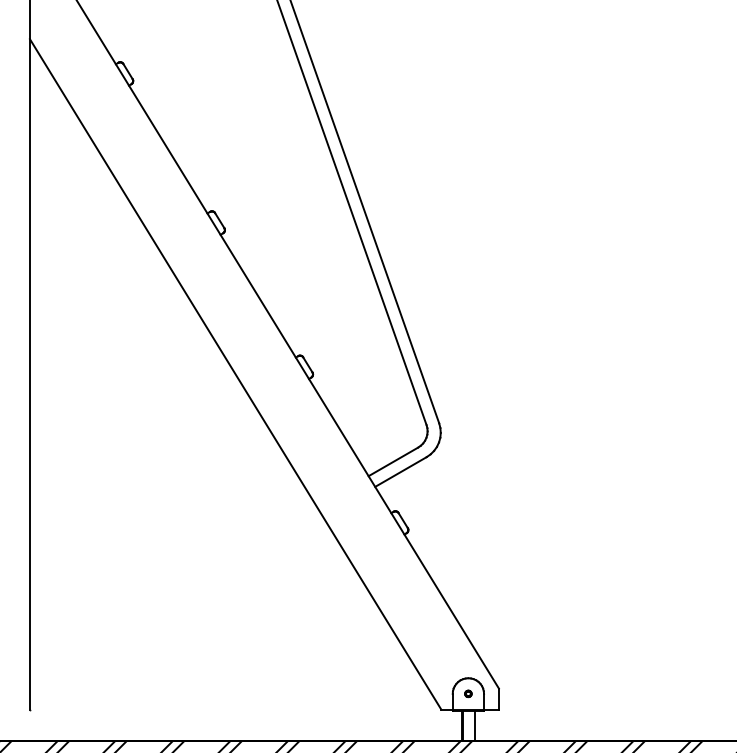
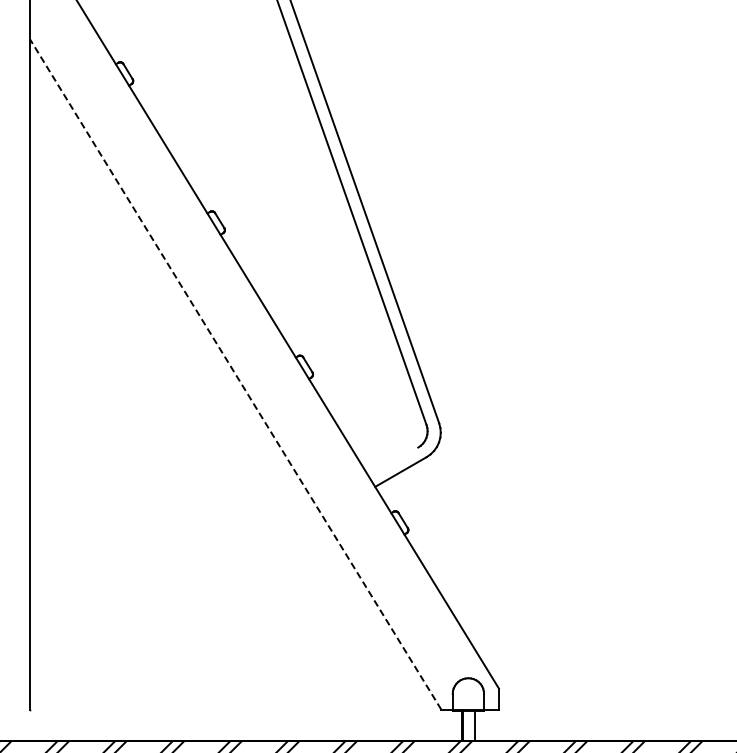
line: solid -> dashed (235, 373)
line: present -> none (393, 461)
part: present -> none (468, 693)
